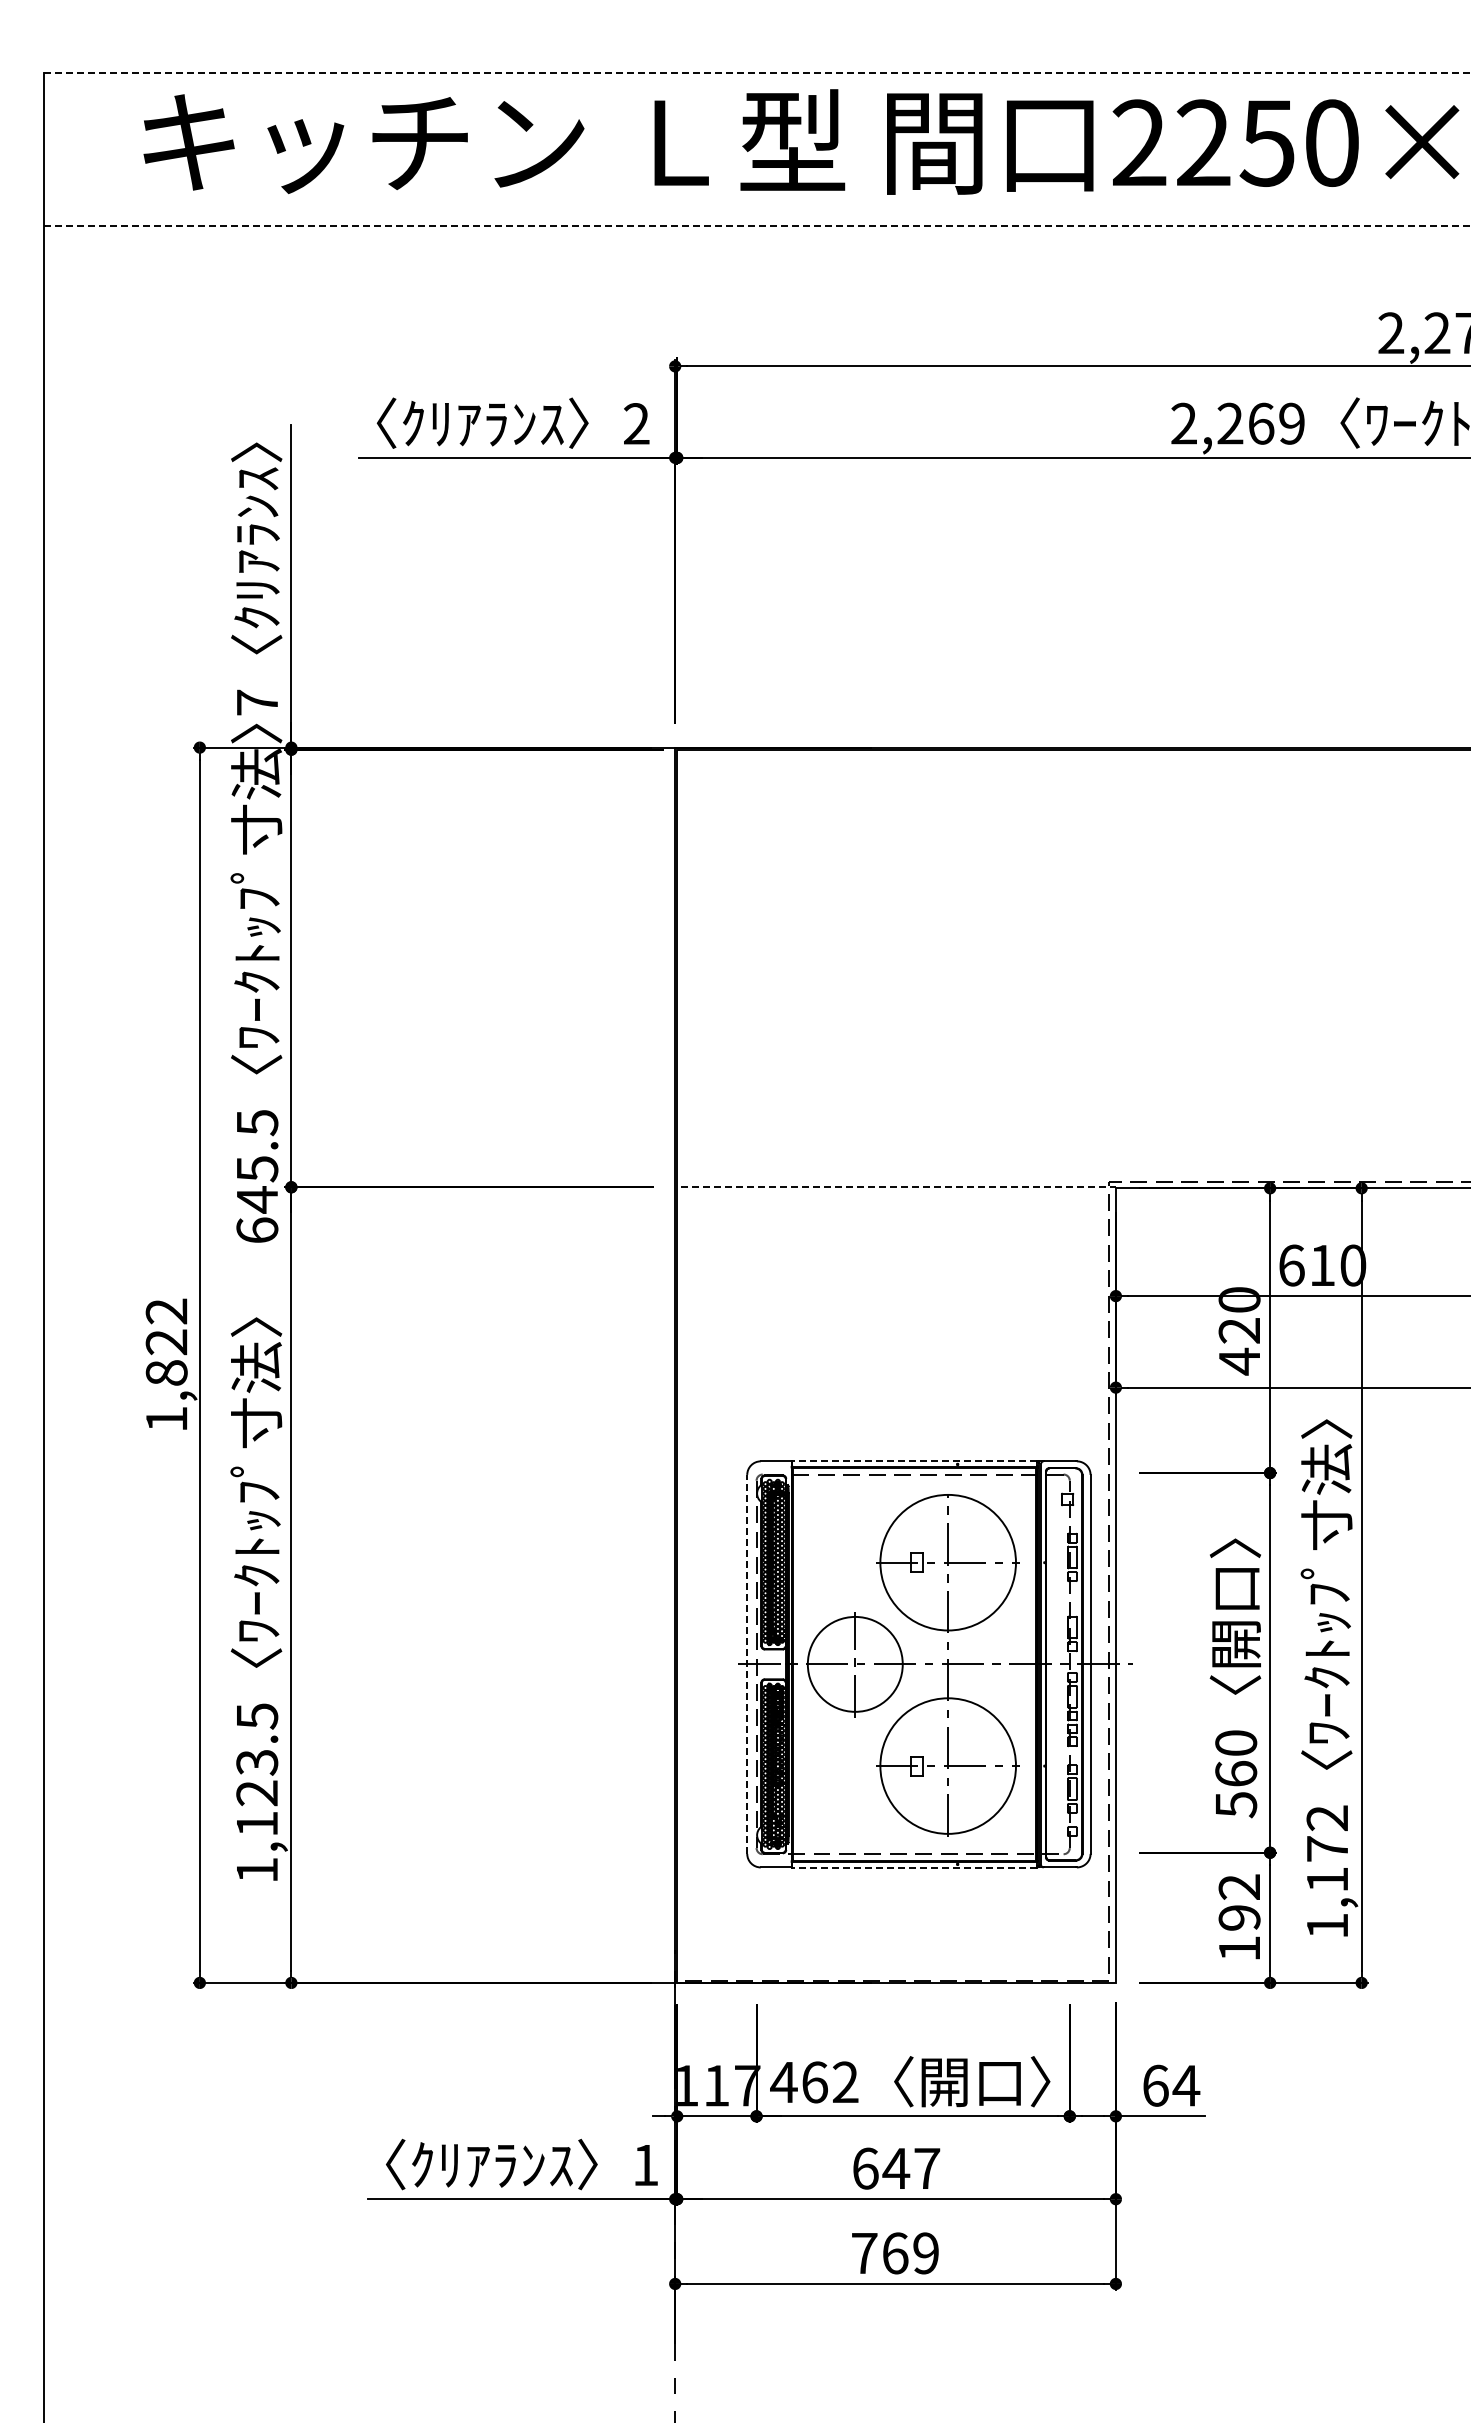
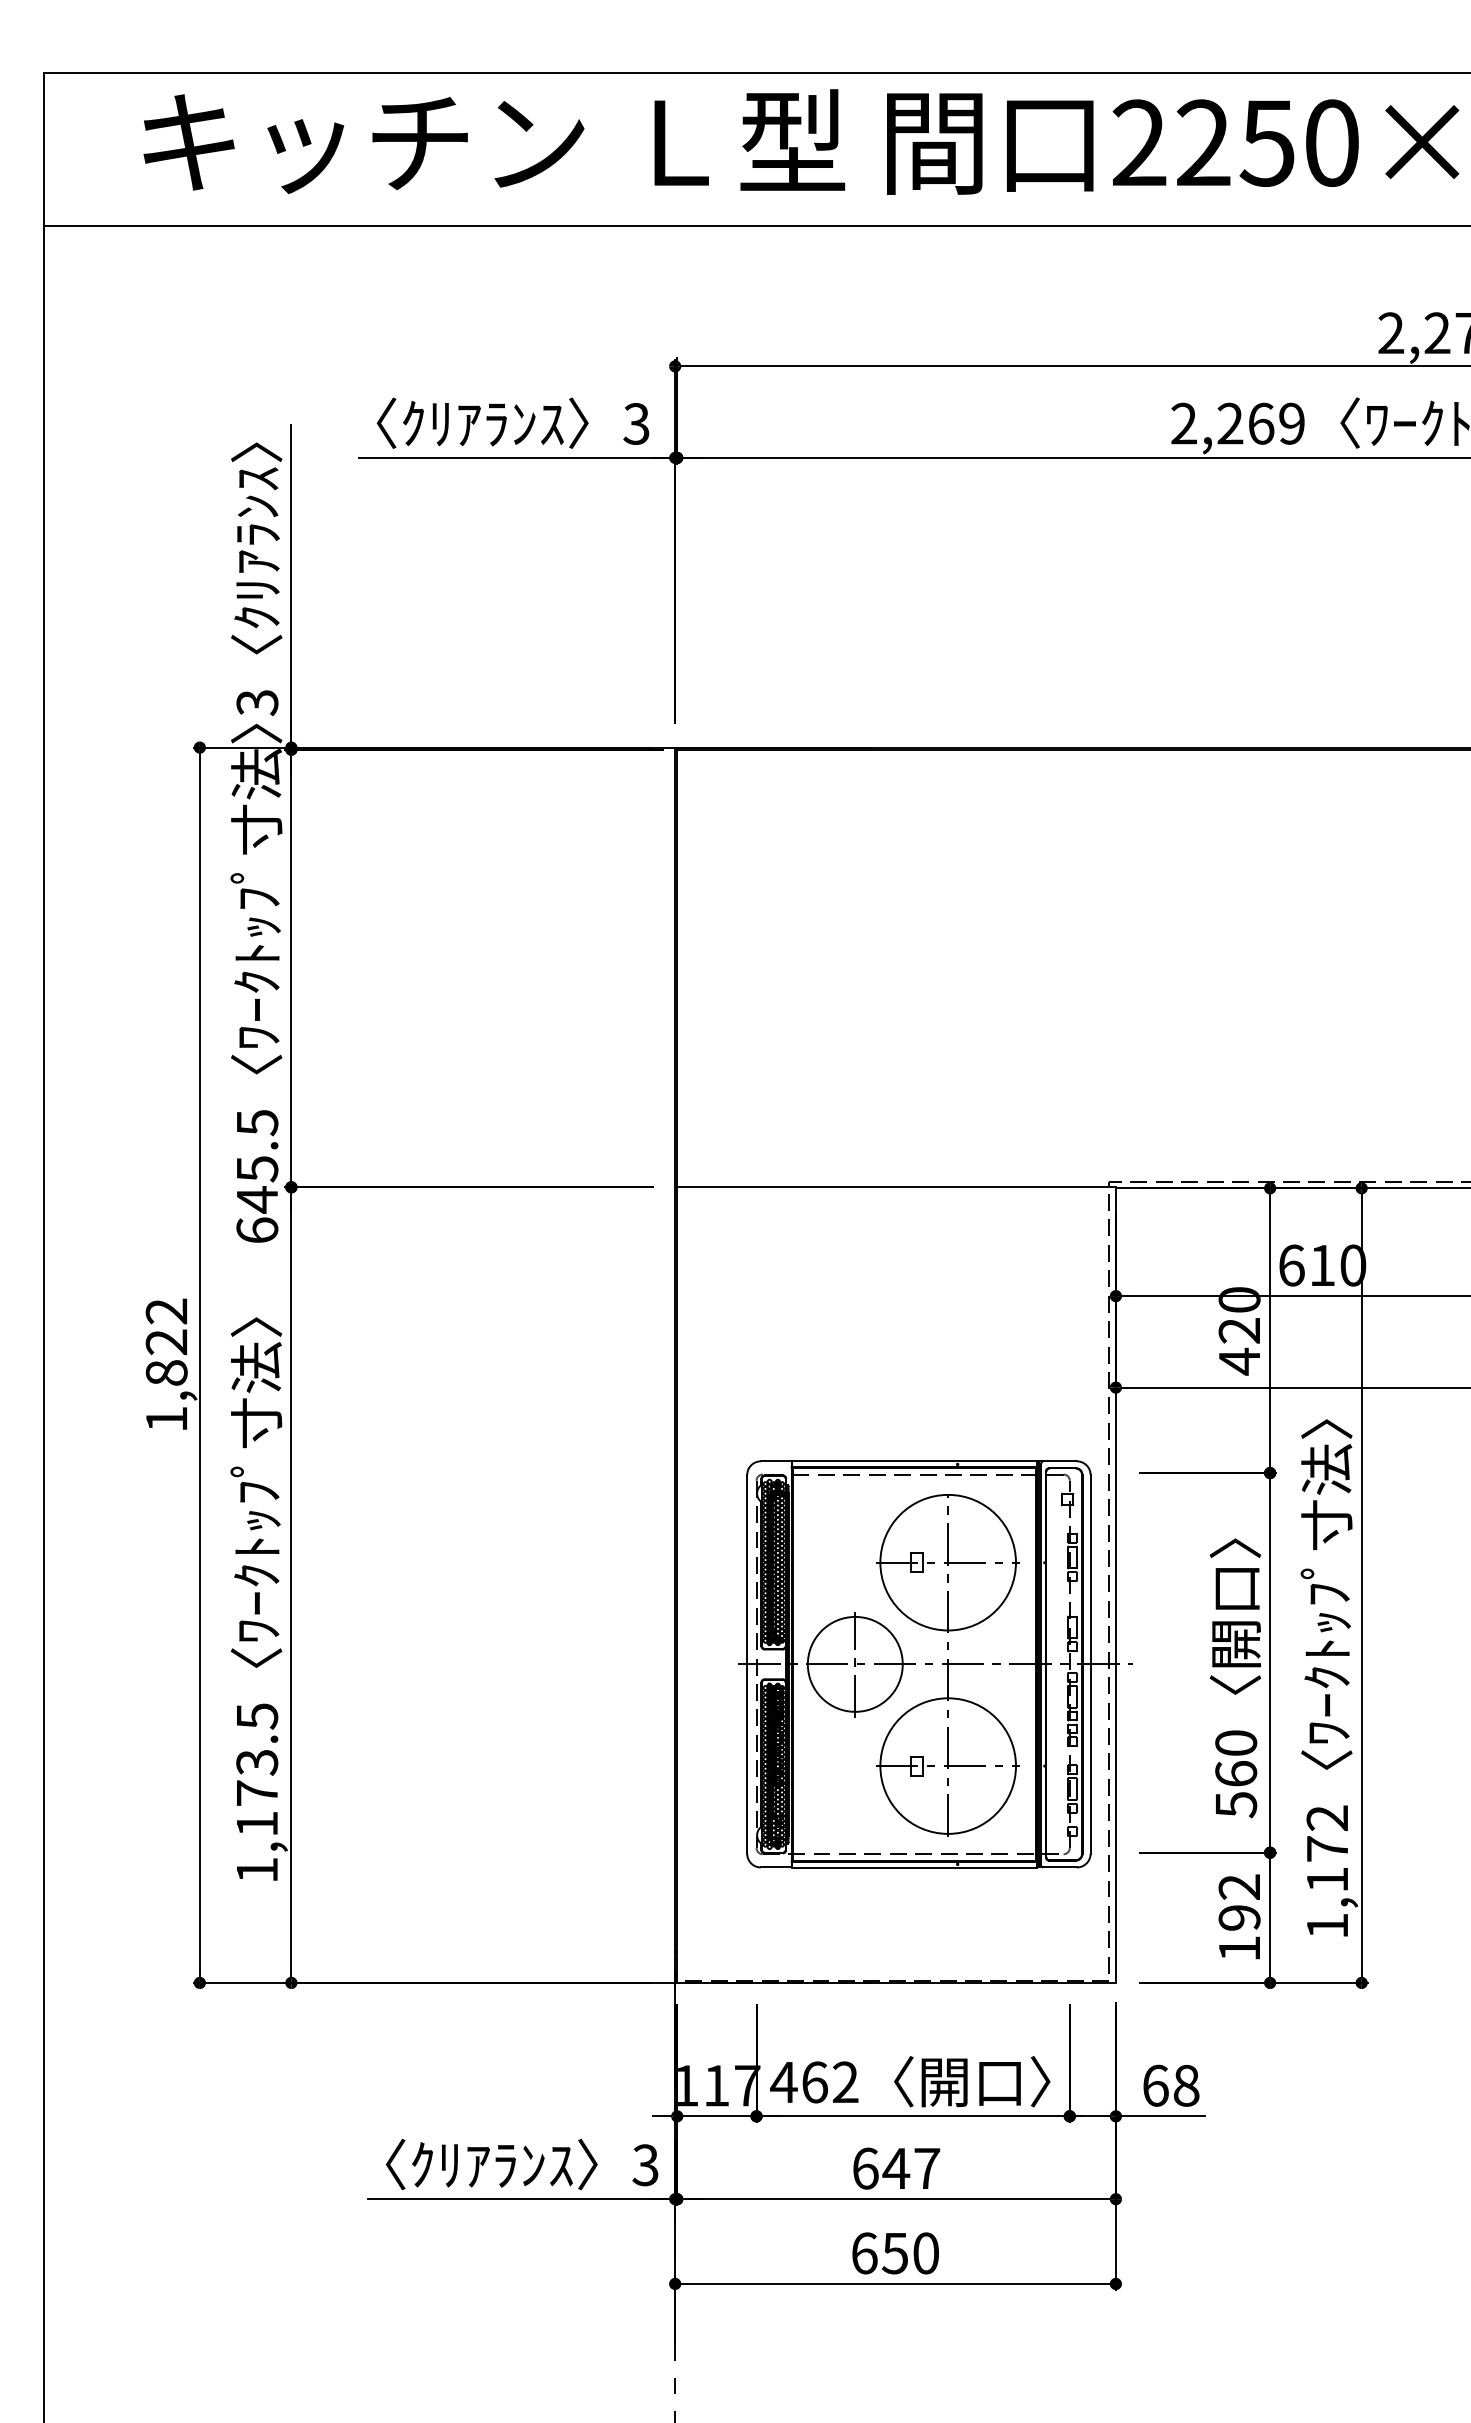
line: dashed -> solid (758, 72)
line: dashed -> solid (758, 225)
text: 2 -> 3 (636, 423)
text: 7 -> 3 (257, 702)
line: dashed -> solid (898, 1187)
line: dashed -> solid (914, 1461)
line: dashed -> solid (747, 1663)
text: 1,123.5 -> 1,173.5 (256, 1793)
line: dashed -> solid (914, 1867)
text: 64 -> 68 (1186, 2085)
text: 1 -> 3 (645, 2165)
text: 769 -> 650 (895, 2253)
